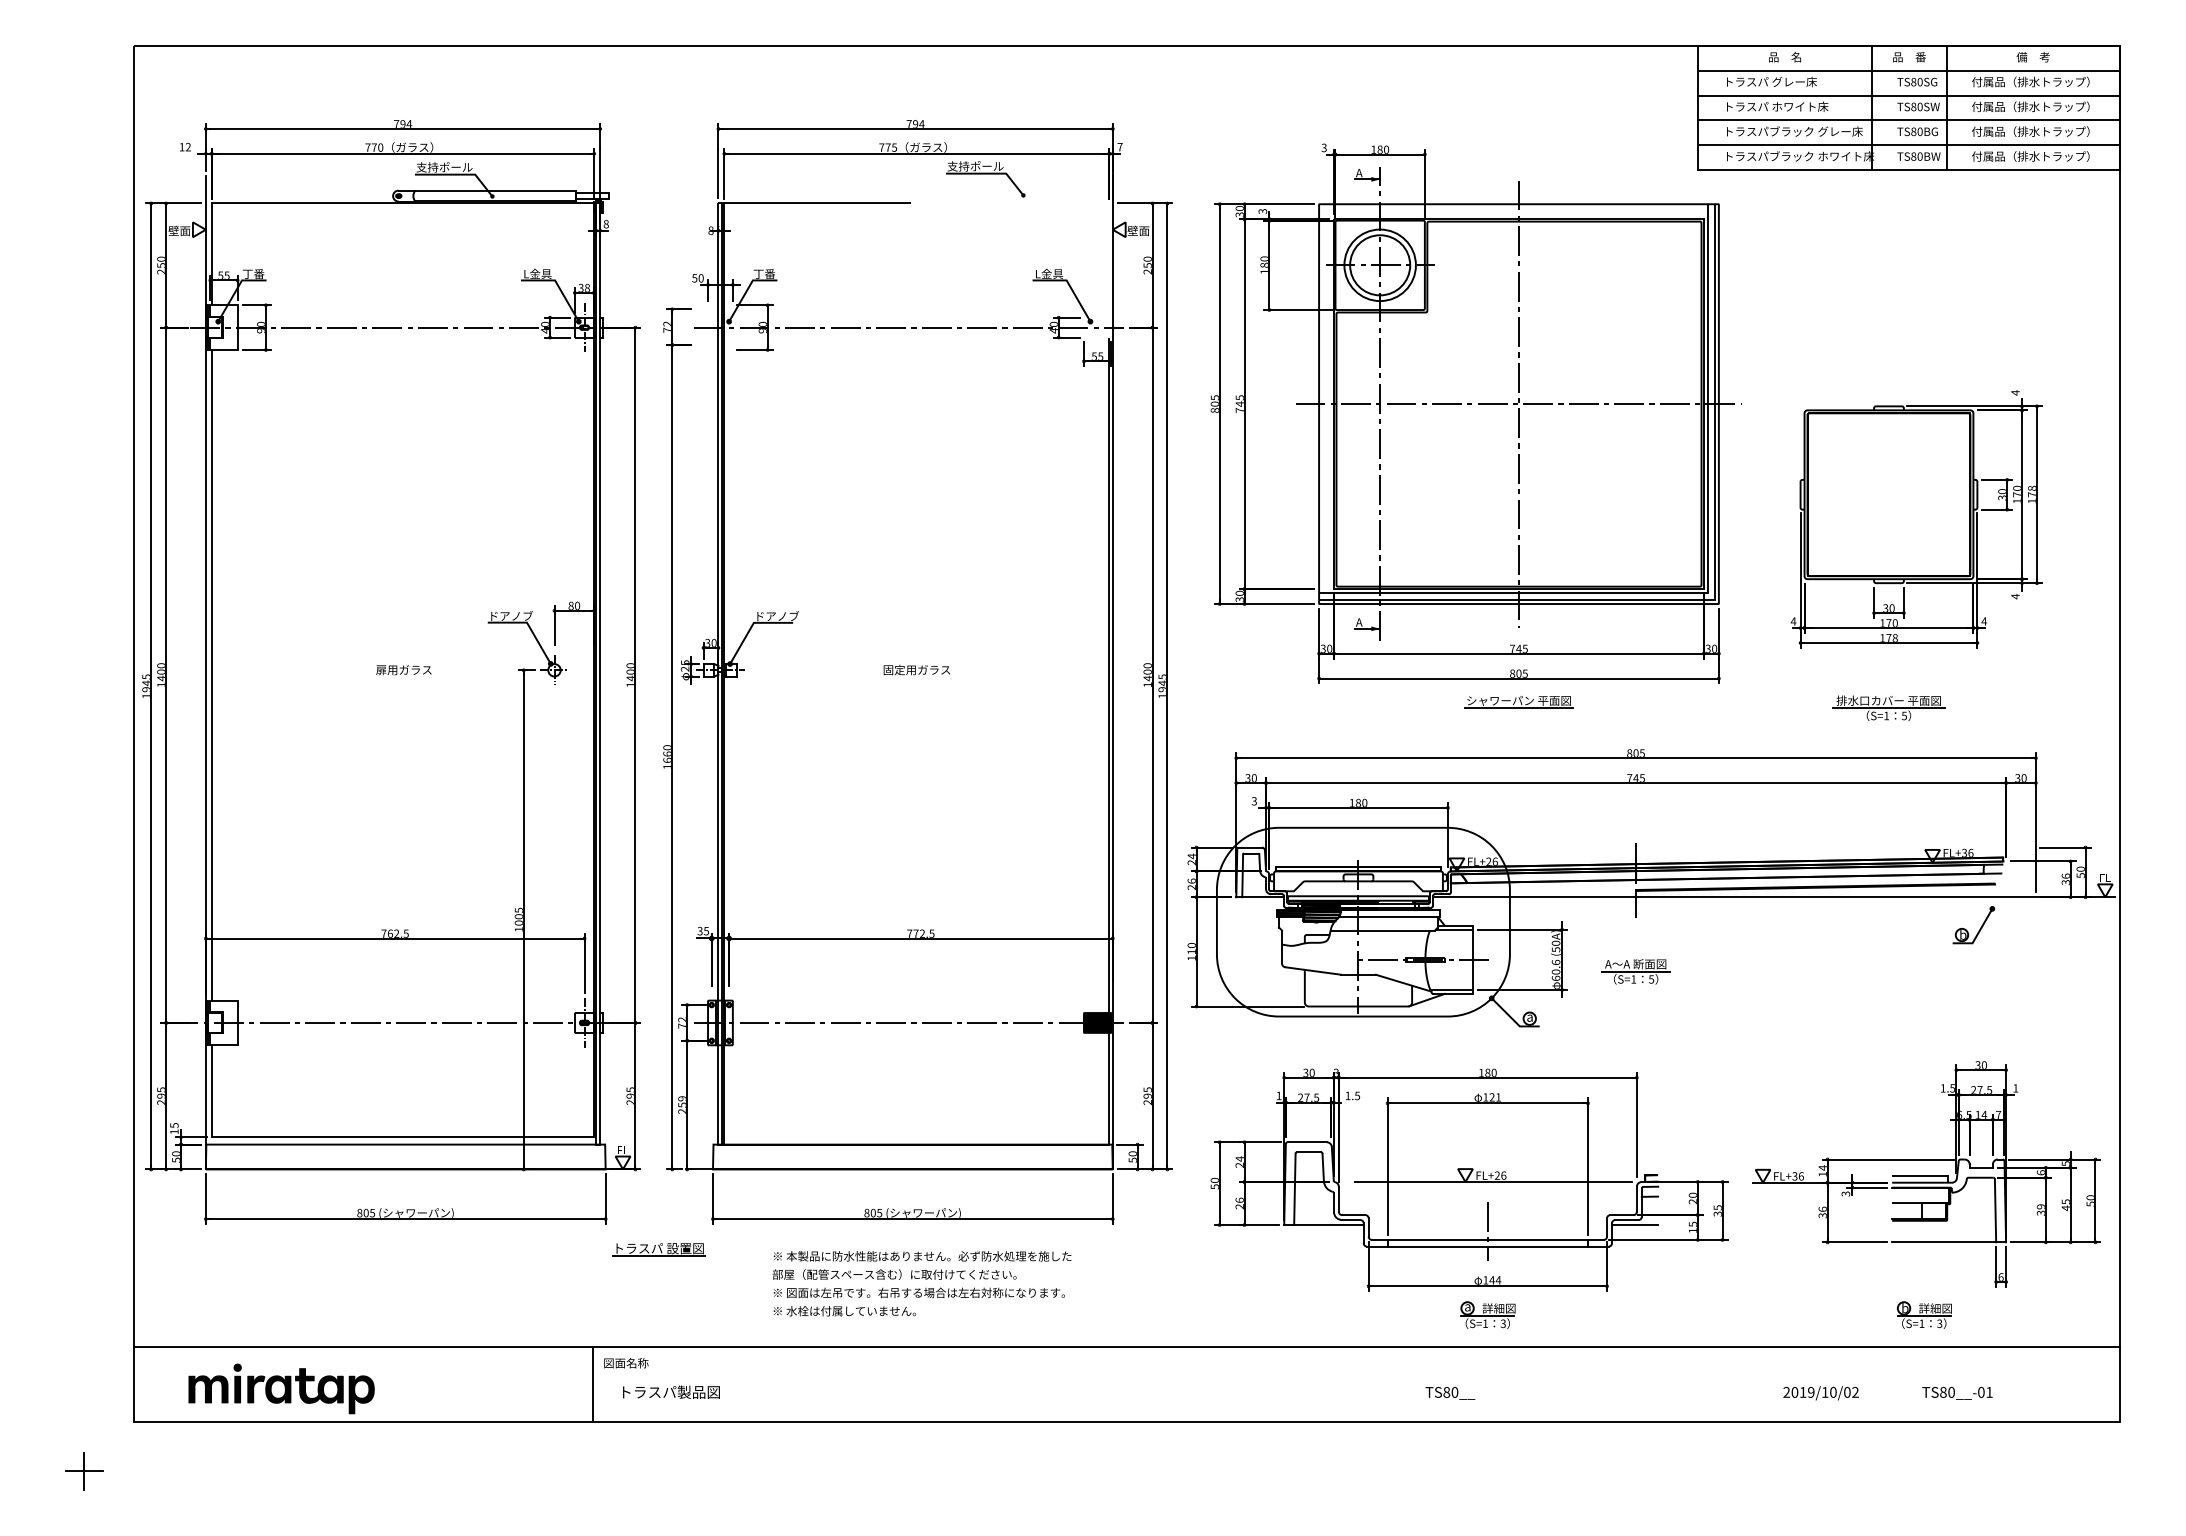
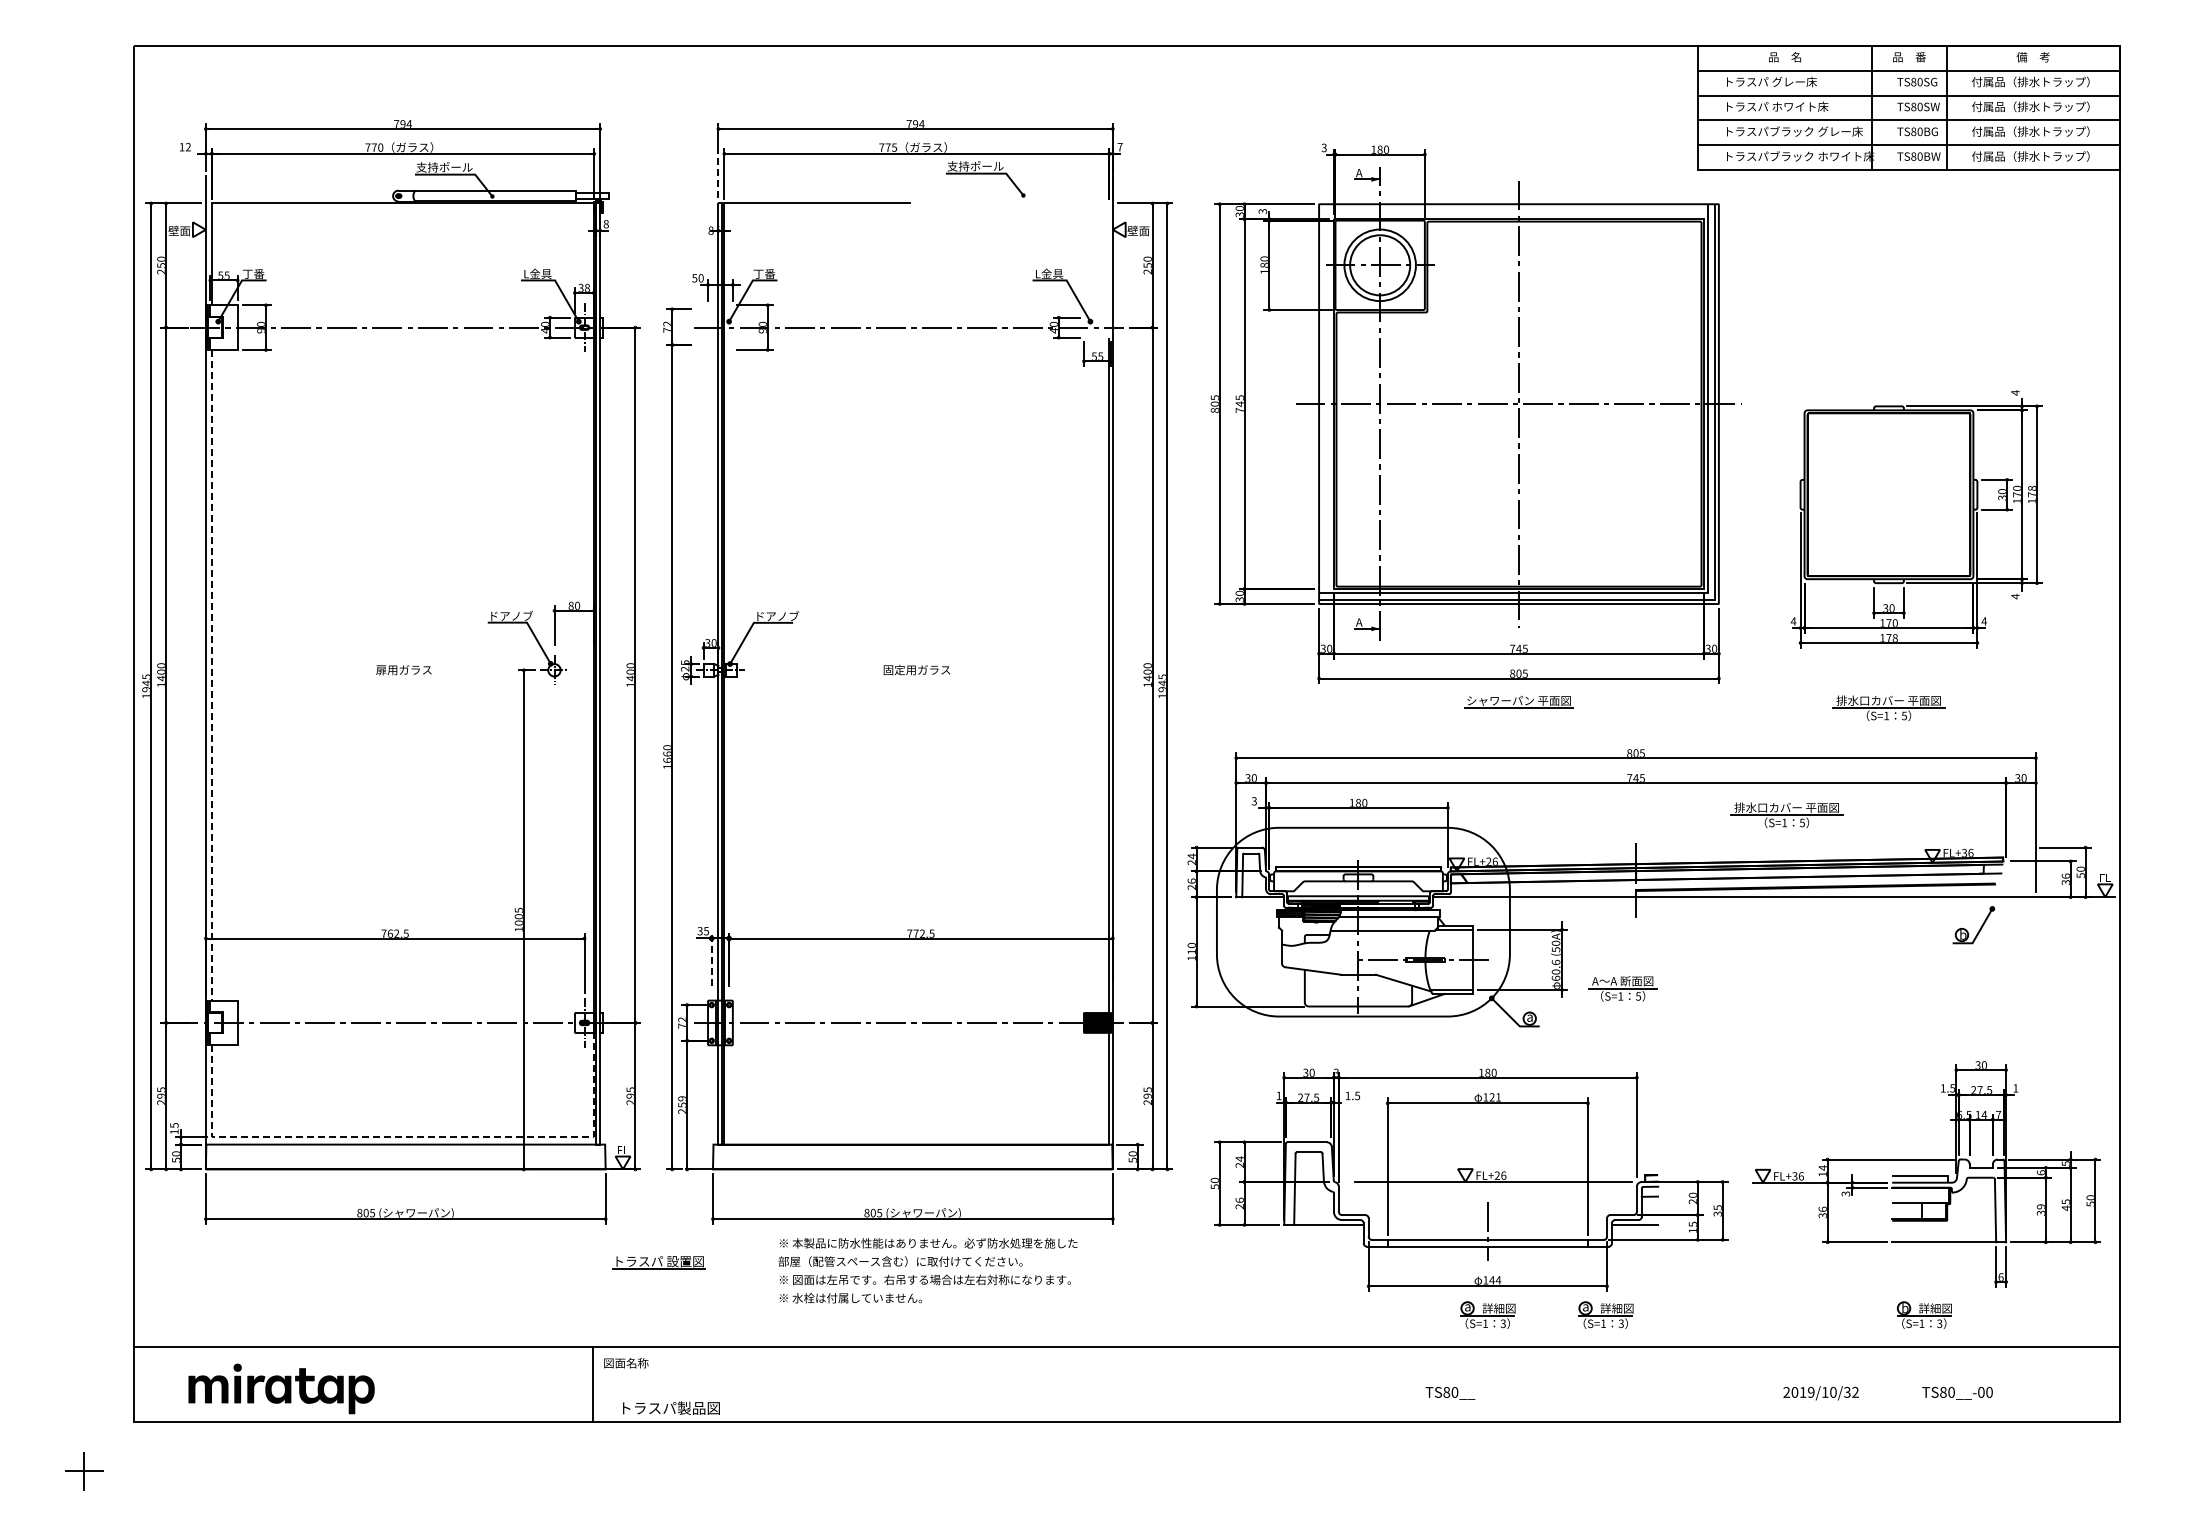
line: solid -> dashed (718, 173)
line: solid -> dashed (211, 675)
part: none -> present (1786, 814)
line: solid -> dashed (711, 959)
part position: (1635, 971) -> (1622, 988) (1622, 988)
line: solid -> dashed (420, 1137)
part position: (658, 1249) -> (658, 1262) (658, 1262)
text position: (921, 1283) -> (927, 1270) (927, 1270)
part: none -> present (1605, 1314)
text position: (671, 1391) -> (671, 1407) (671, 1407)
text: TS80__-01 -> TS80__-00 (1989, 1391)
text: 2019/10/02 -> 2019/10/32 (1847, 1392)
